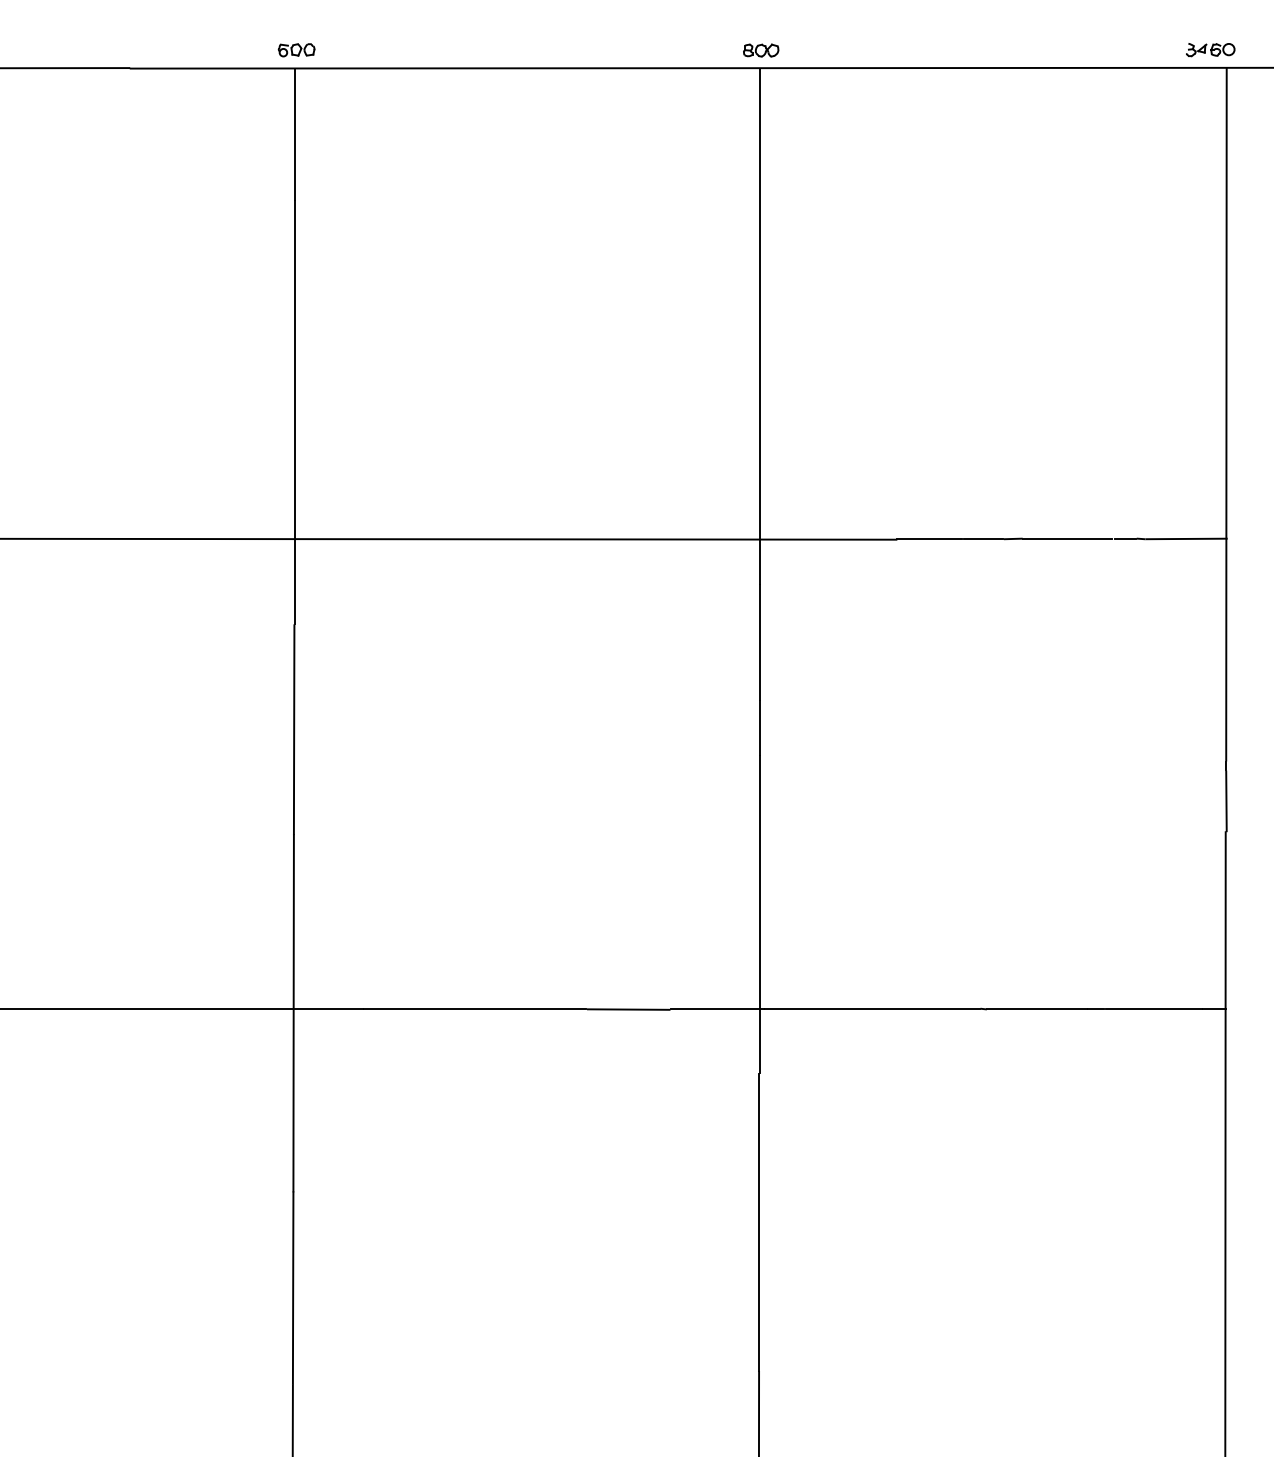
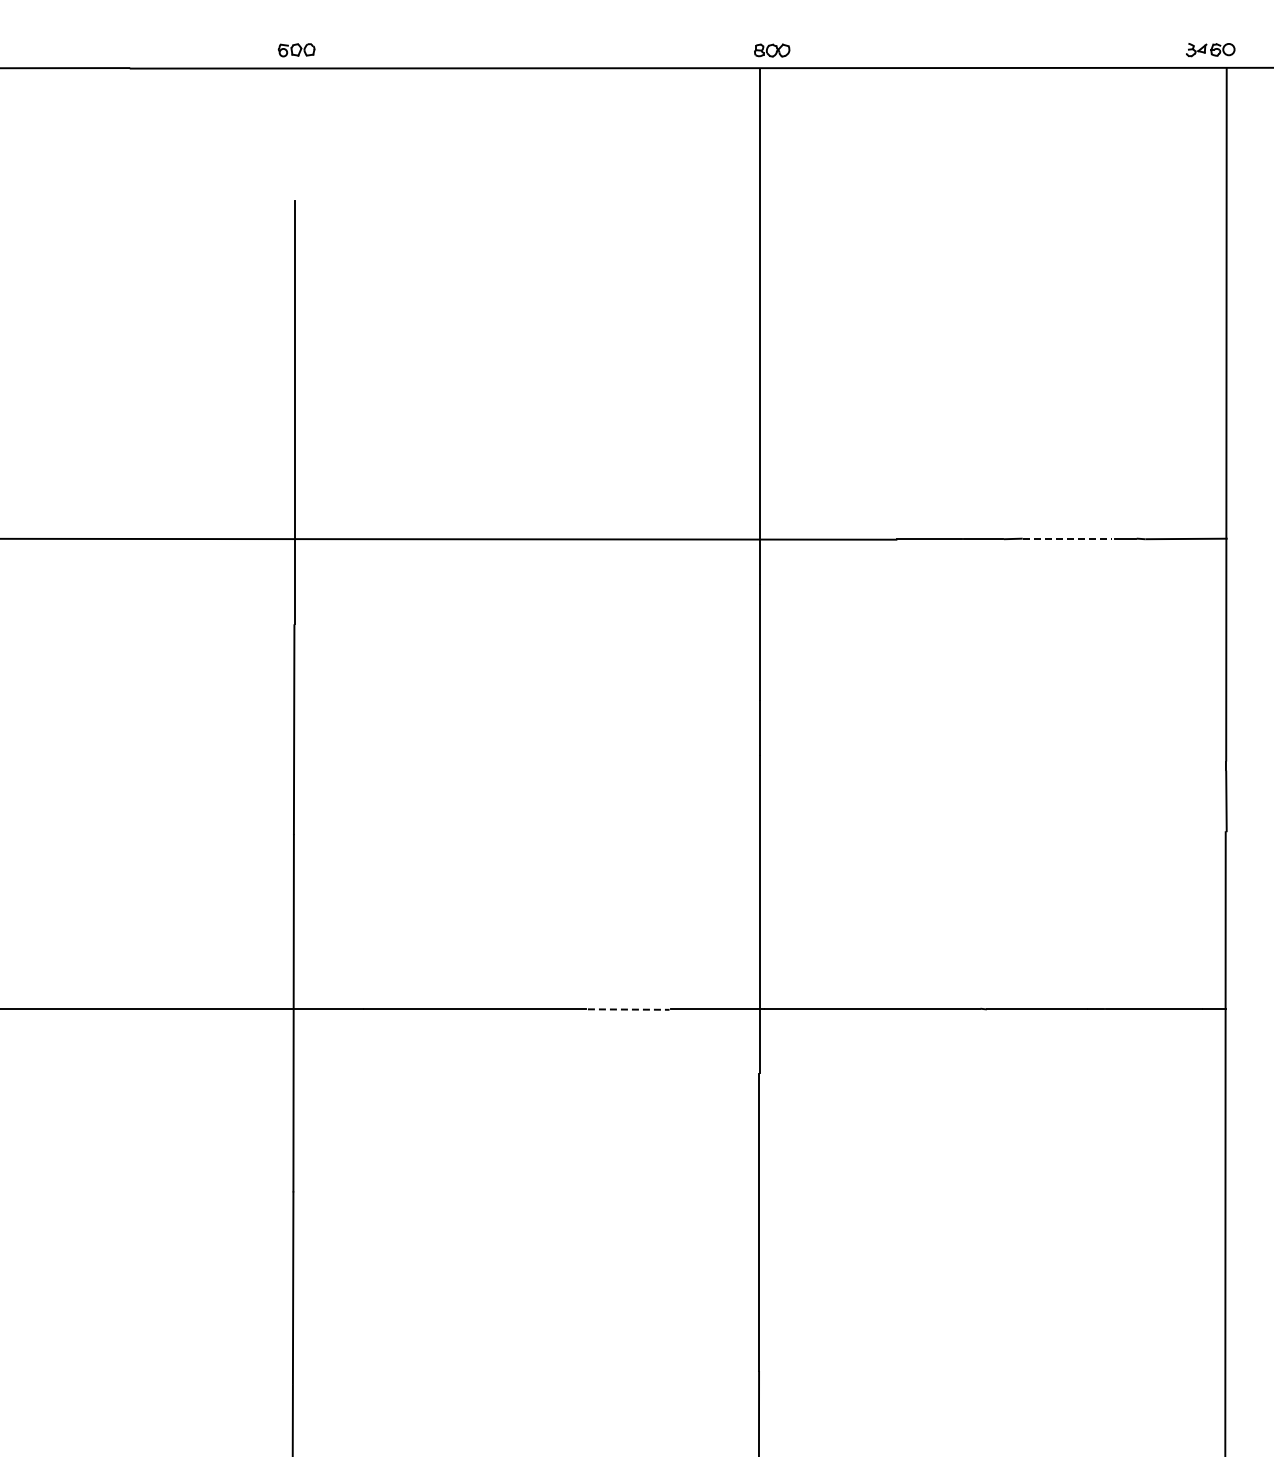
part position: (761, 50) -> (772, 50) (772, 50)
line: present -> none (295, 133)
line: solid -> dashed (1067, 538)
line: solid -> dashed (628, 1009)
